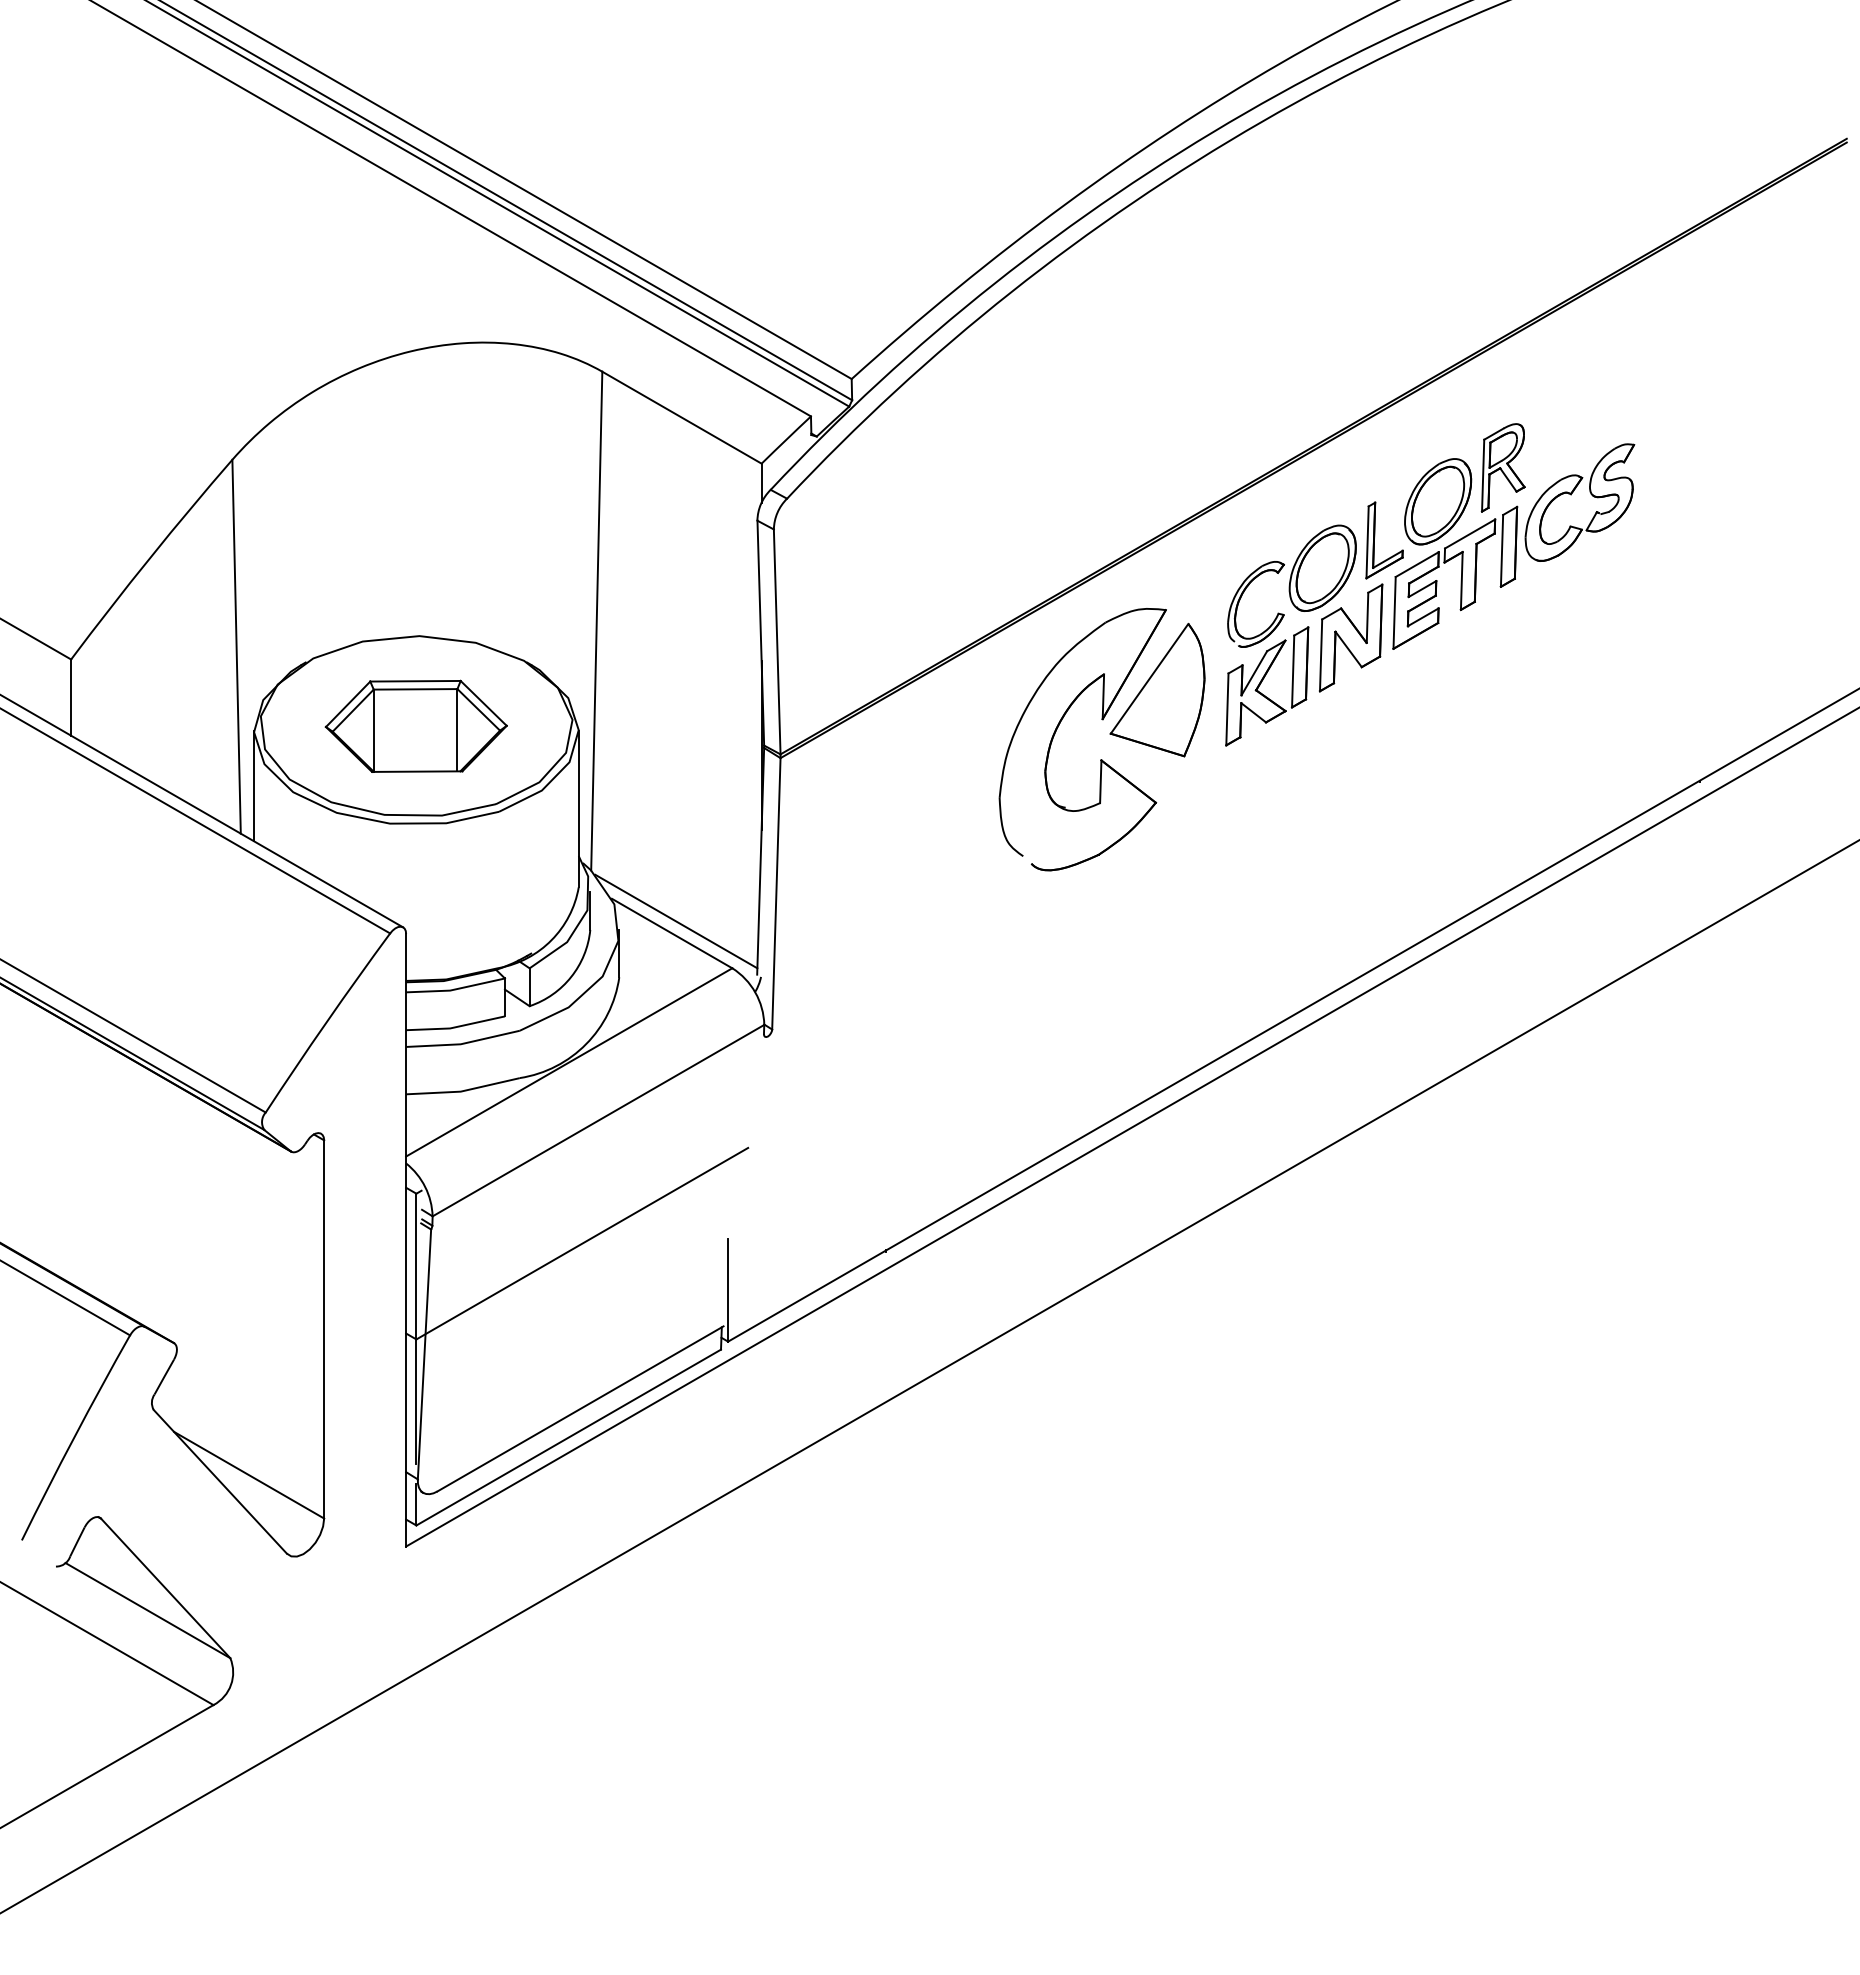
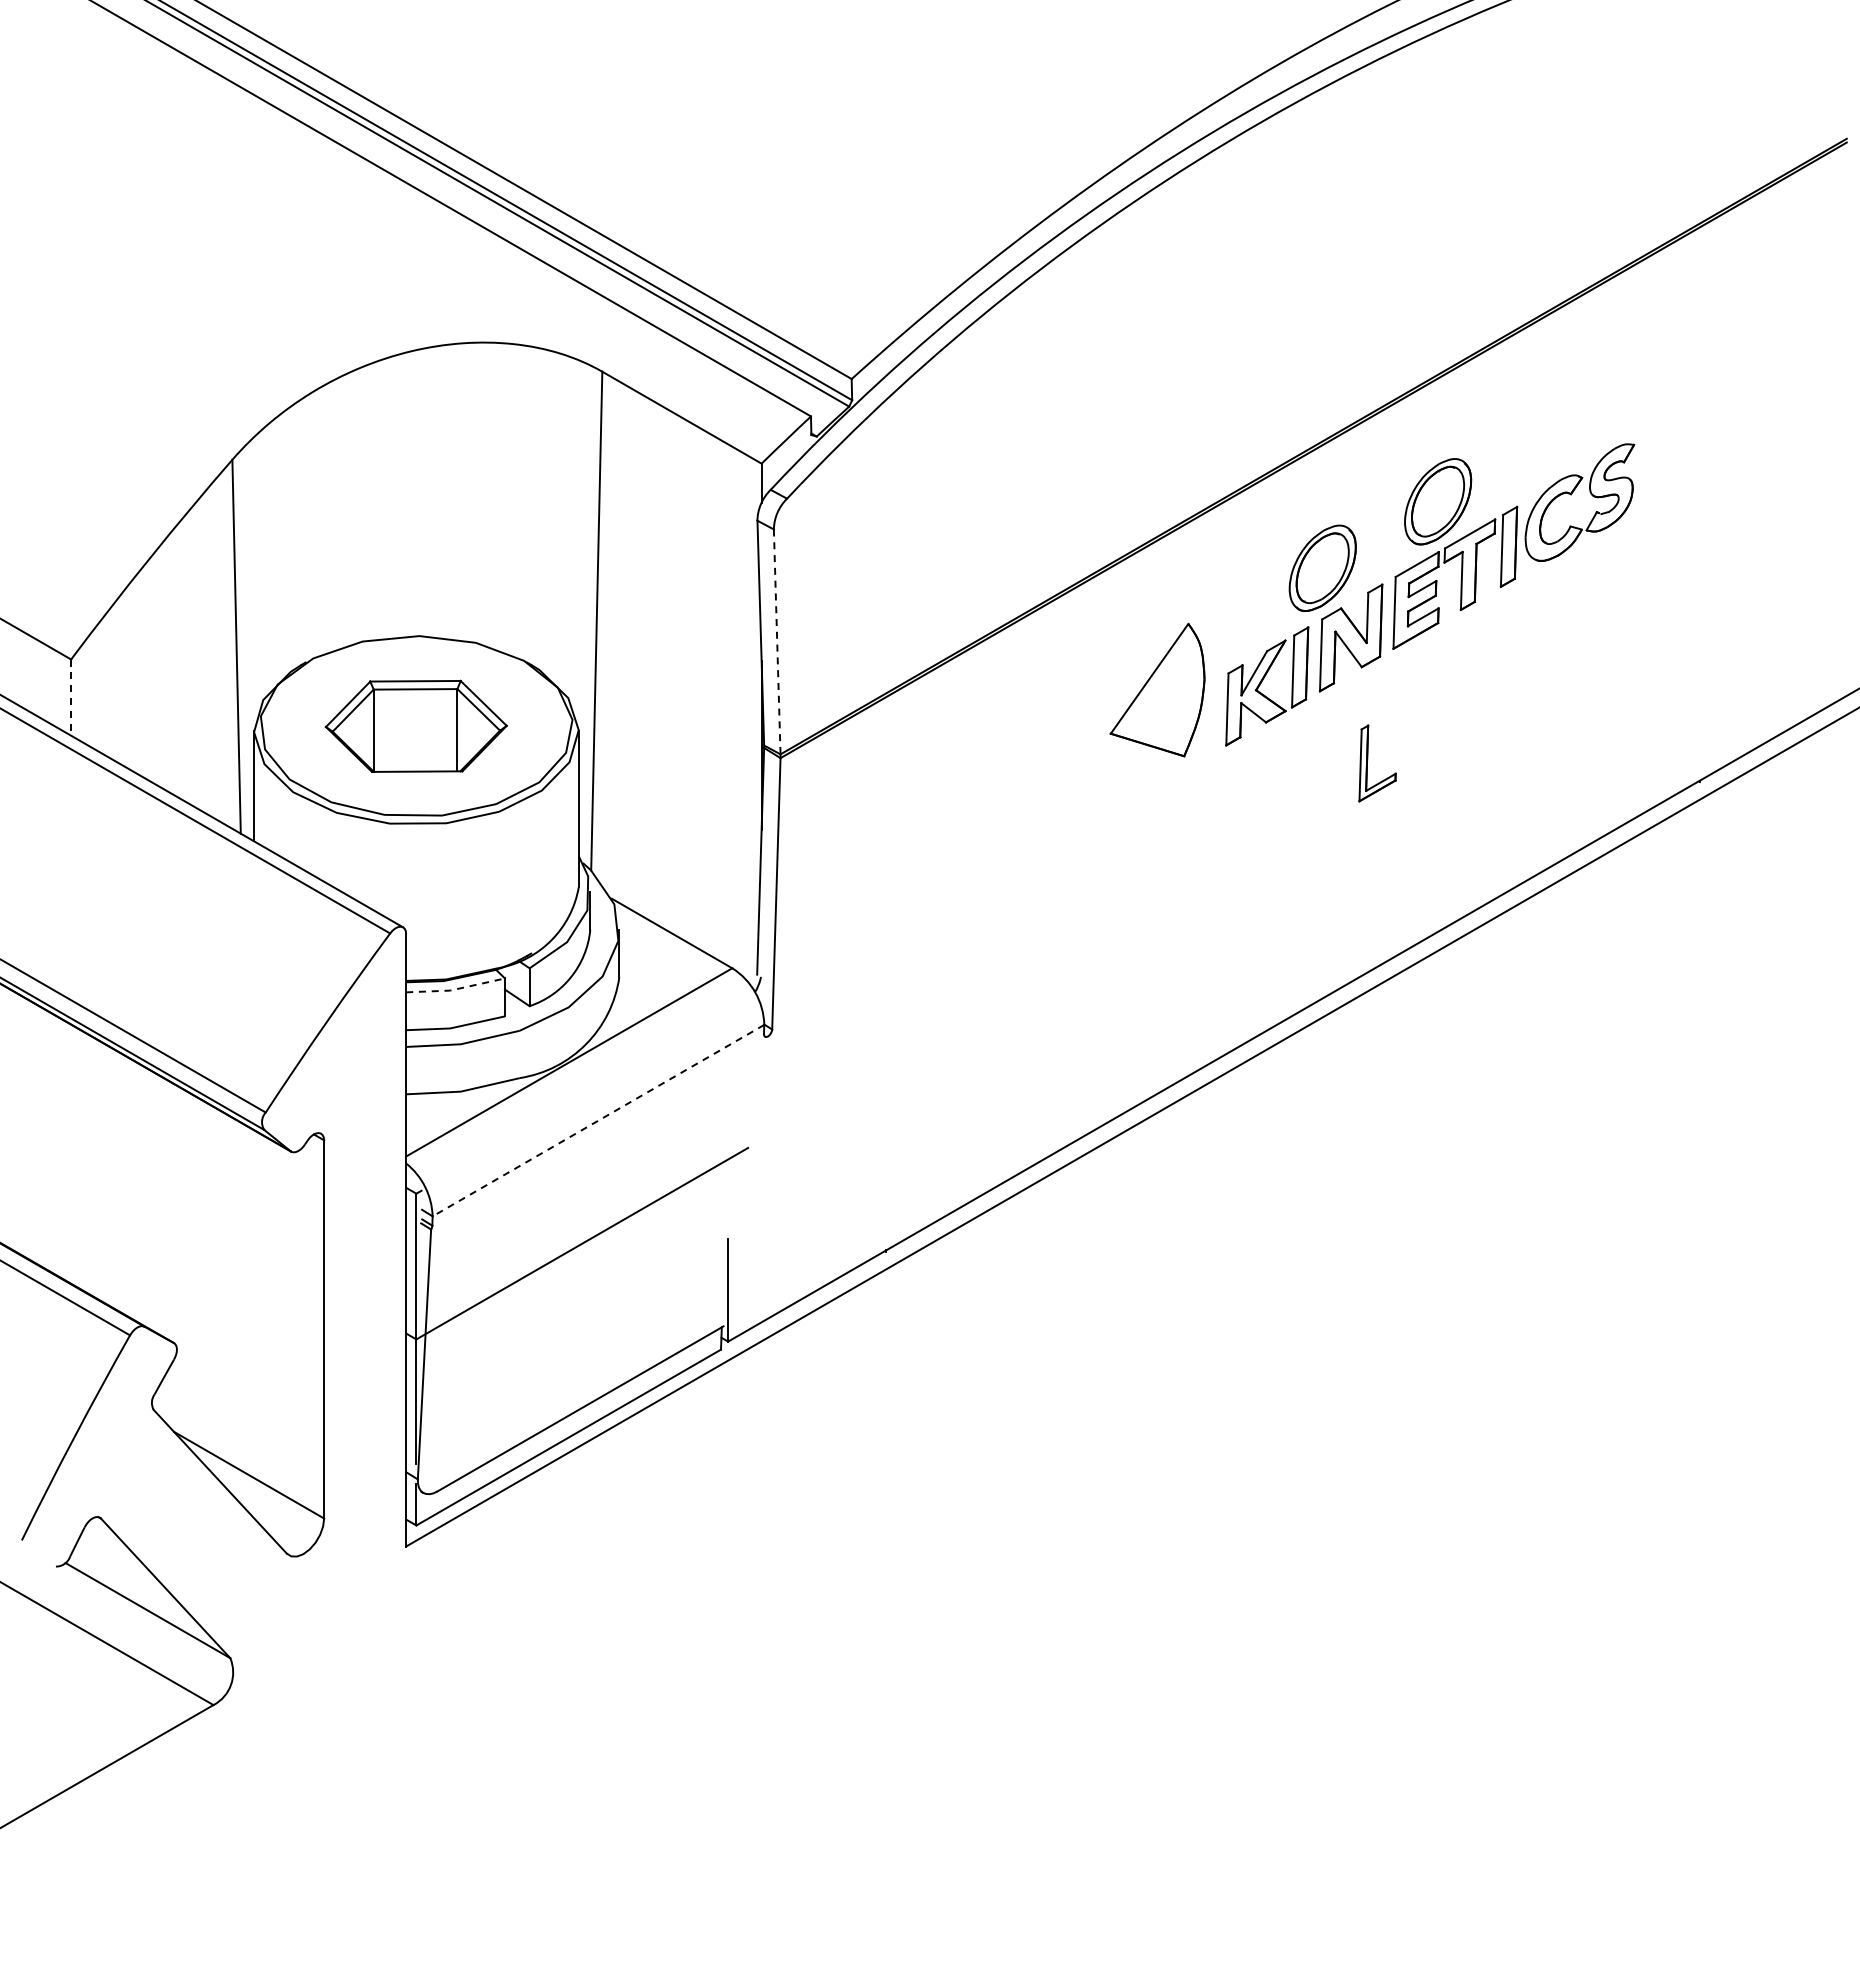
part: present -> none (1502, 467)
part position: (1375, 536) -> (1368, 759) (1368, 759)
part: present -> none (1241, 598)
line: solid -> dashed (777, 642)
line: solid -> dashed (71, 698)
part: present -> none (1058, 727)
line: present -> none (676, 921)
line: solid -> dashed (455, 989)
line: solid -> dashed (598, 1120)
line: present -> none (929, 1376)
